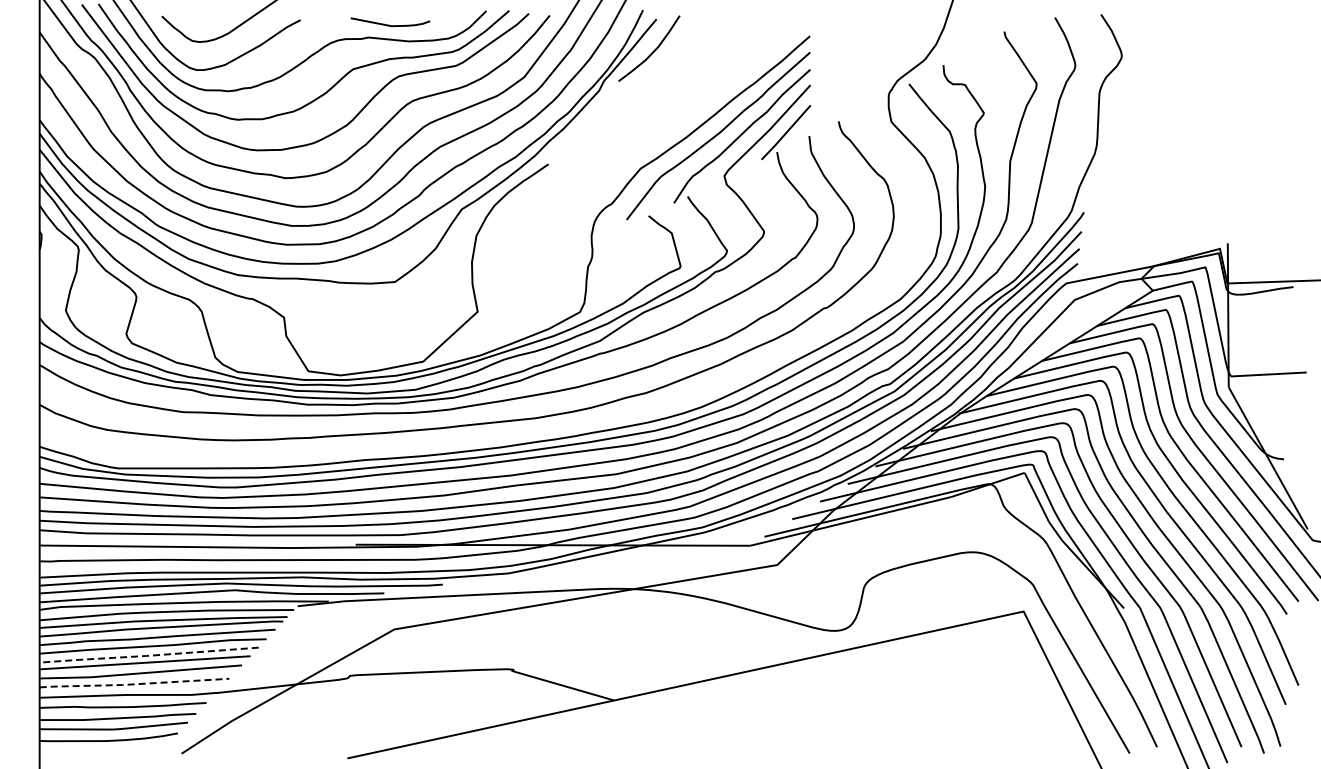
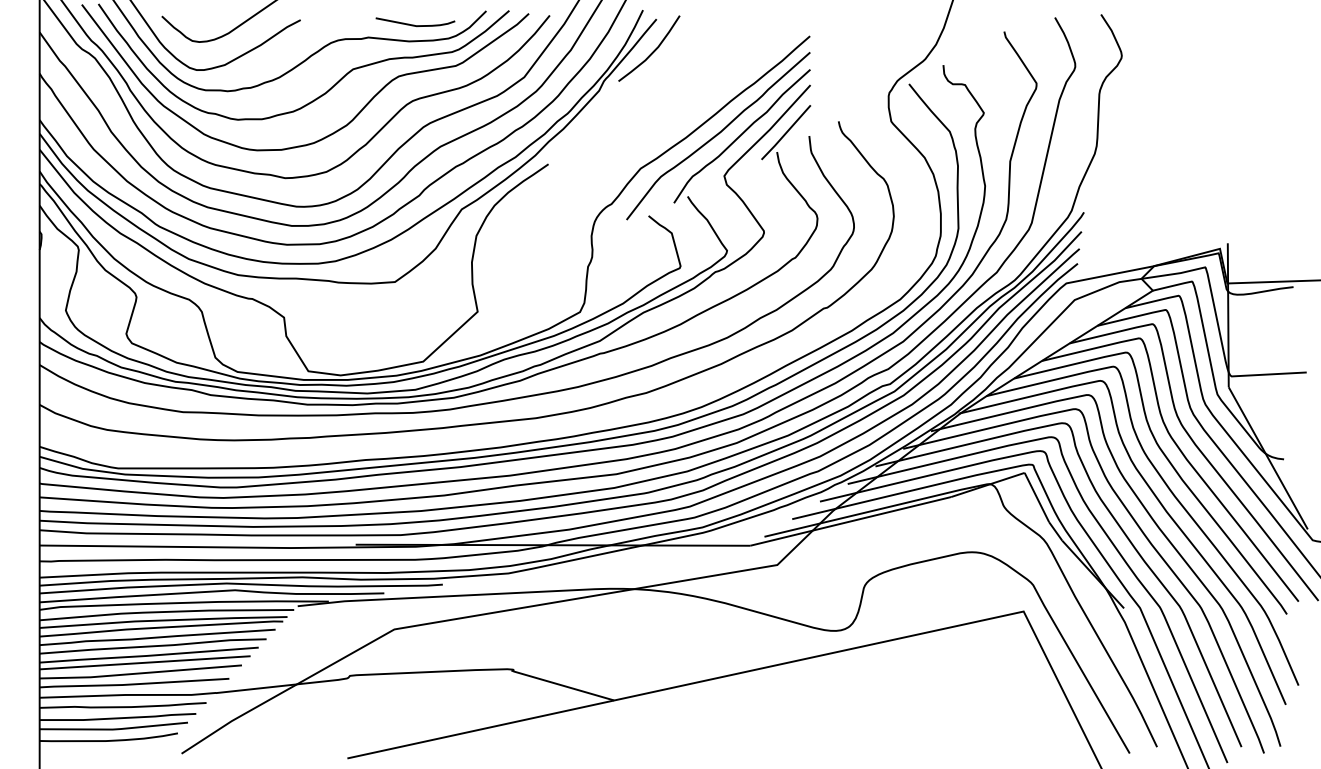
curve position: (389, 24) -> (414, 24) (414, 24)
line: dashed -> solid (147, 655)
line: dashed -> solid (133, 684)
